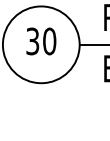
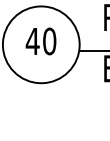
text: 30 -> 40 (32, 41)
line position: (92, 44) -> (92, 50) (92, 50)
